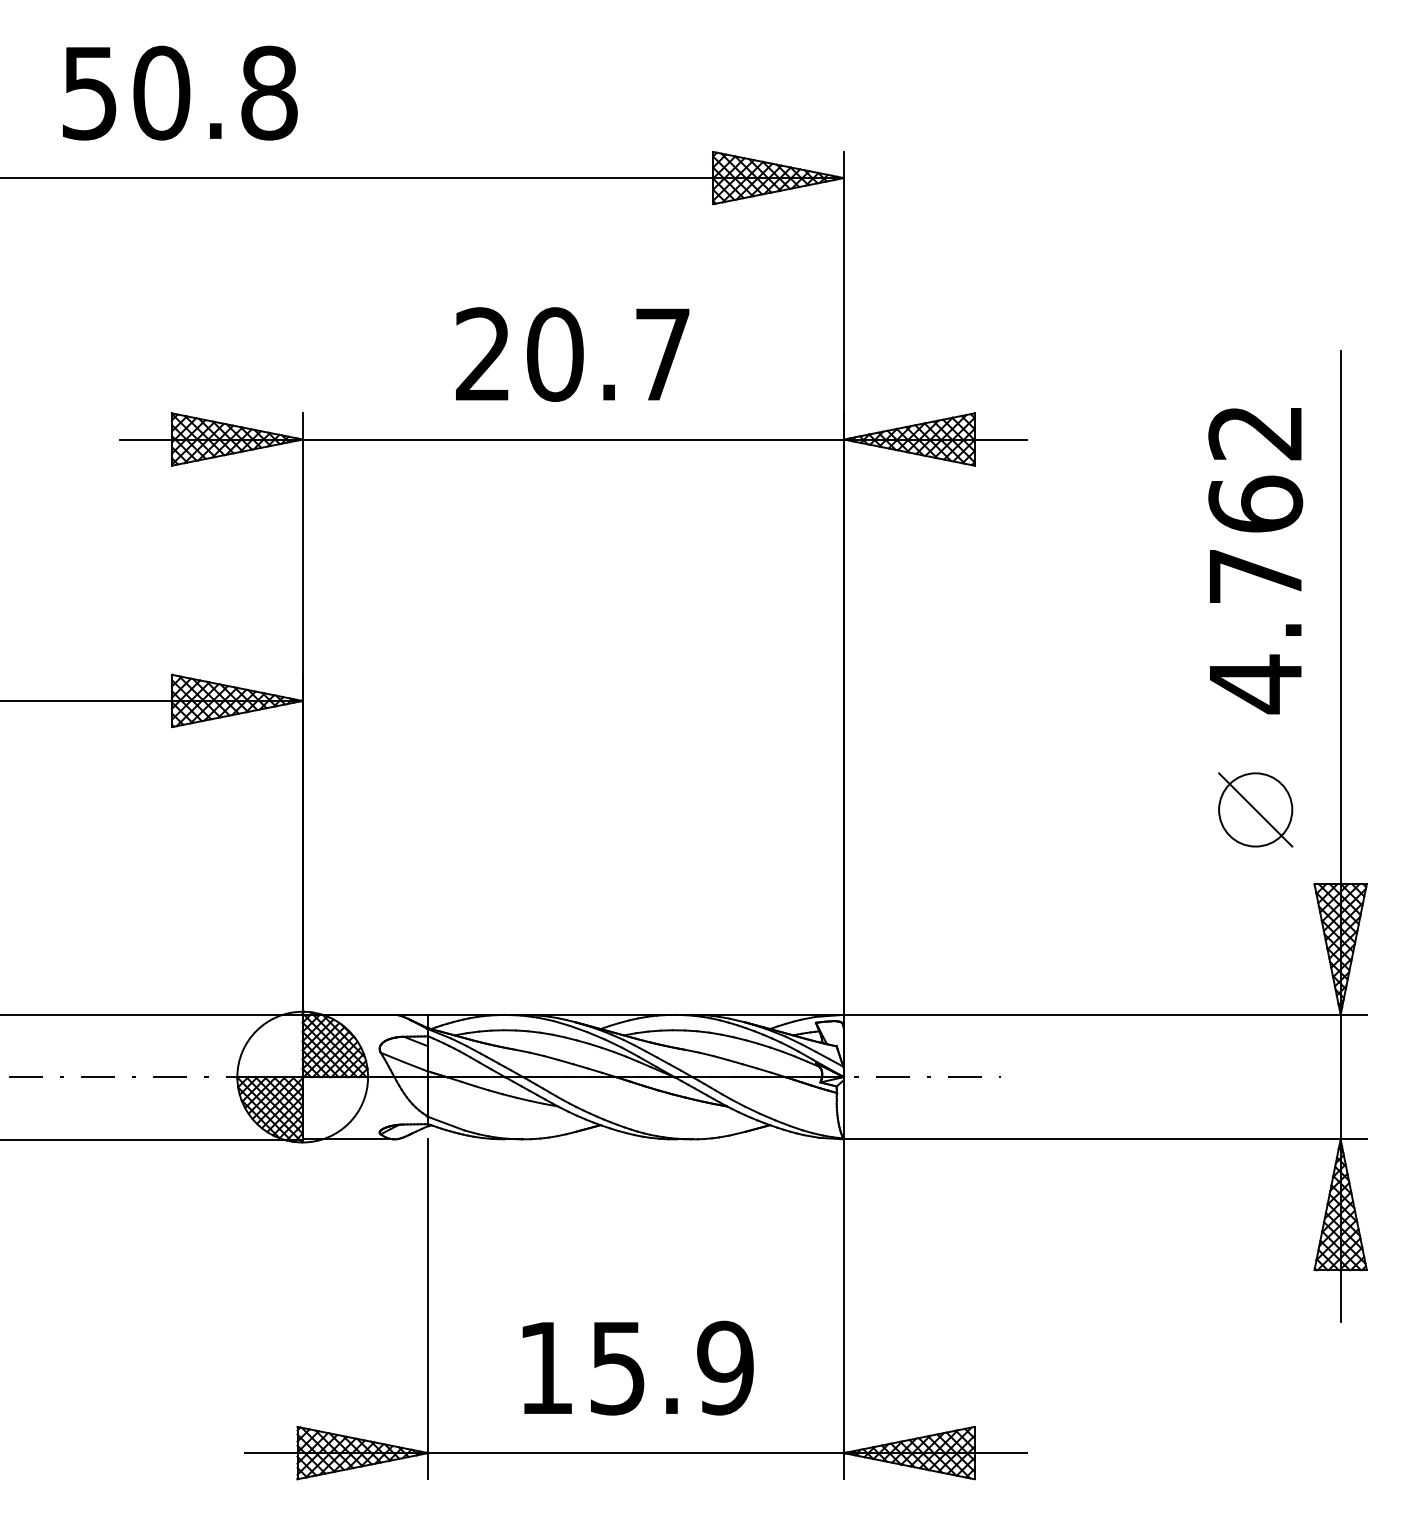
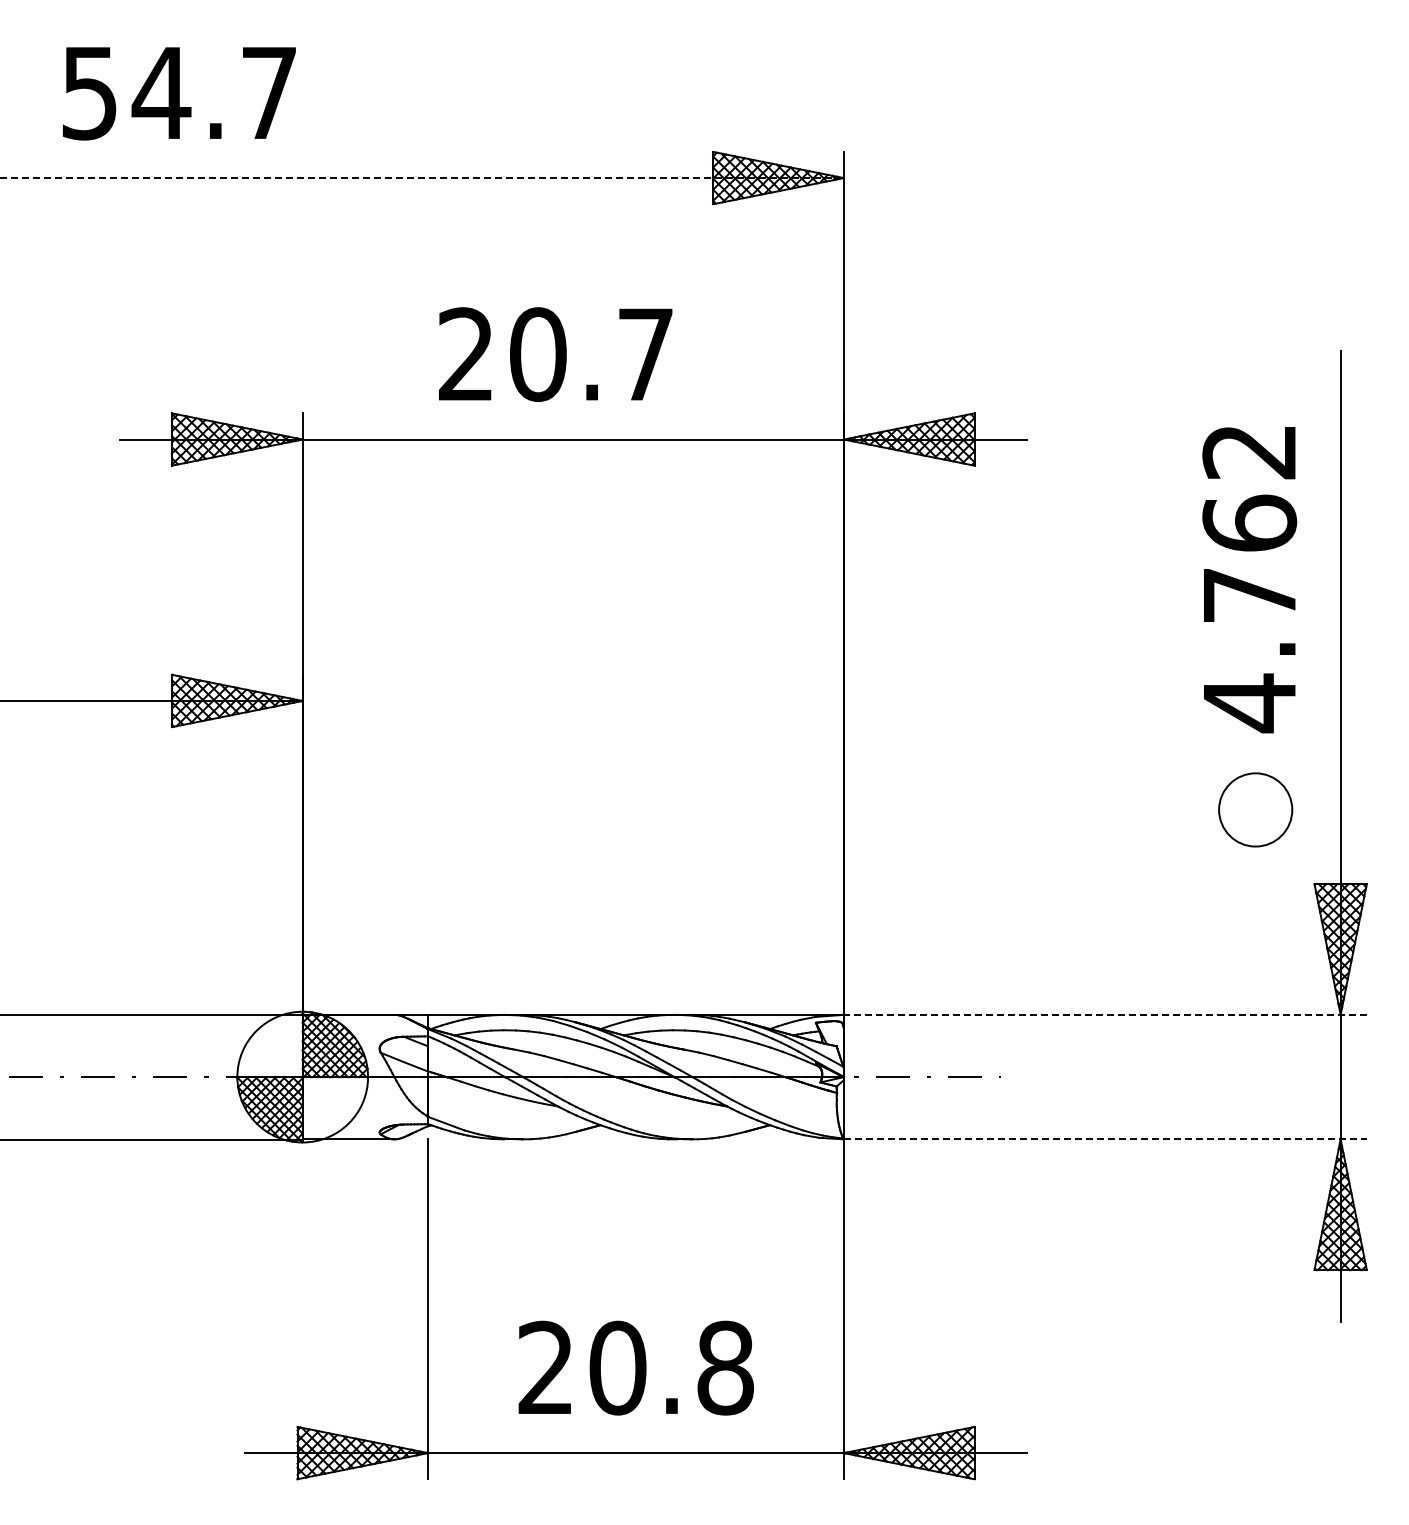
text: 50.8 -> 54.7 (214, 92)
line: solid -> dashed (422, 178)
text position: (572, 354) -> (555, 354) (555, 354)
text position: (1255, 561) -> (1249, 580) (1249, 580)
line: present -> none (1255, 809)
line: solid -> dashed (1104, 1014)
line: solid -> dashed (1105, 1139)
text: 15.9 -> 20.8 (635, 1367)
